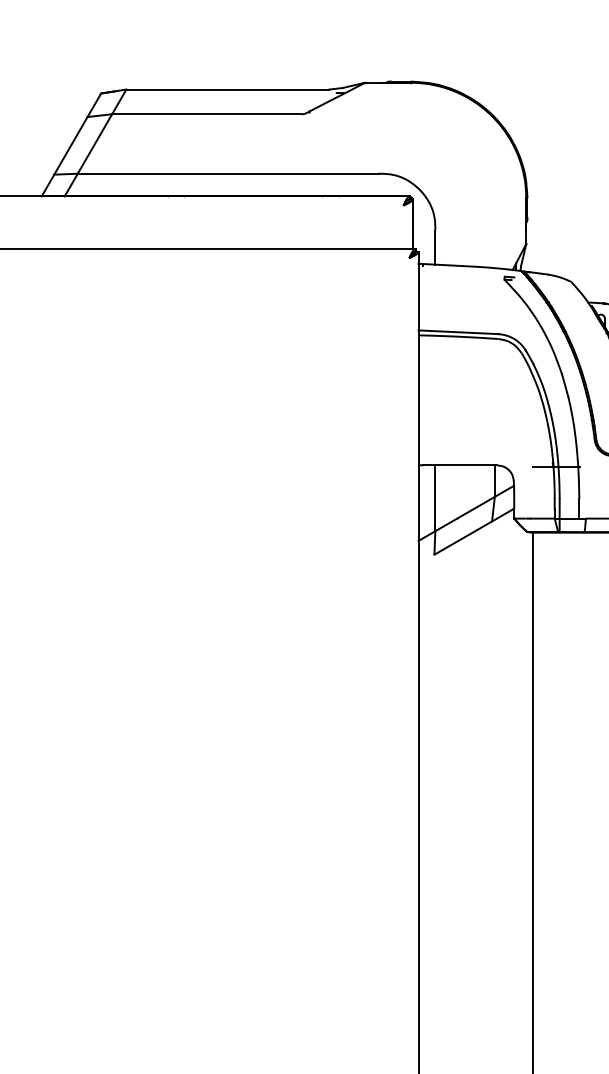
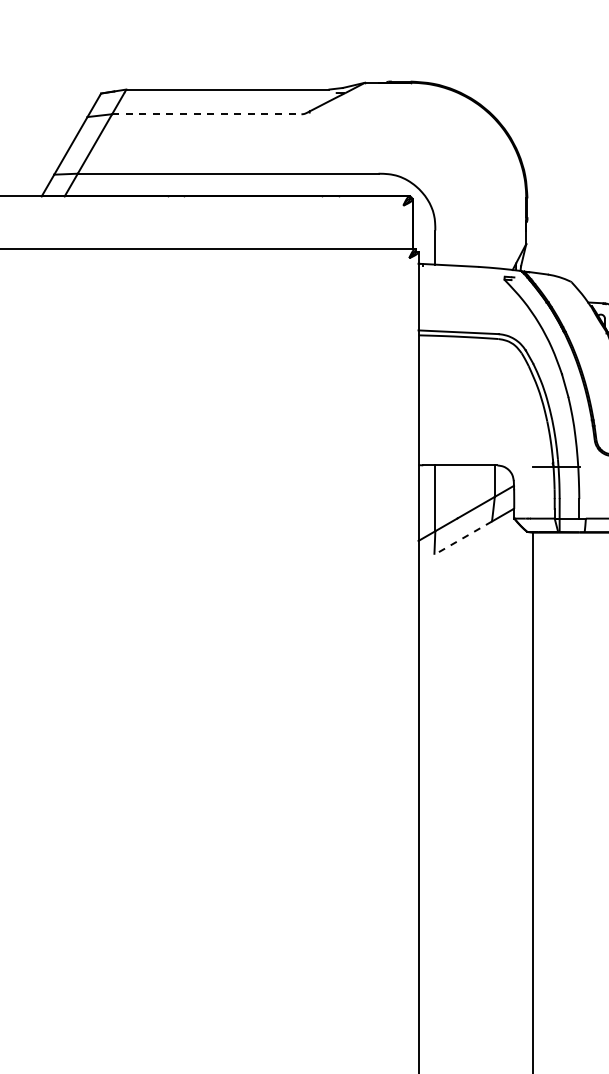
line: solid -> dashed (206, 114)
line: solid -> dashed (462, 538)
